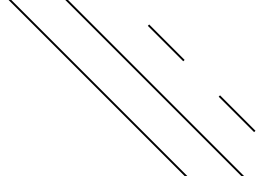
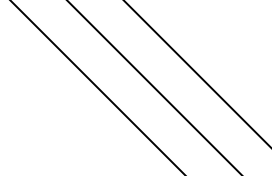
line: dashed -> solid (197, 73)
